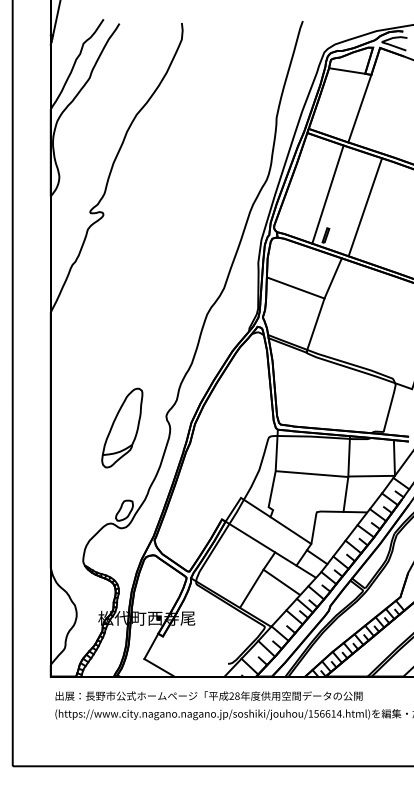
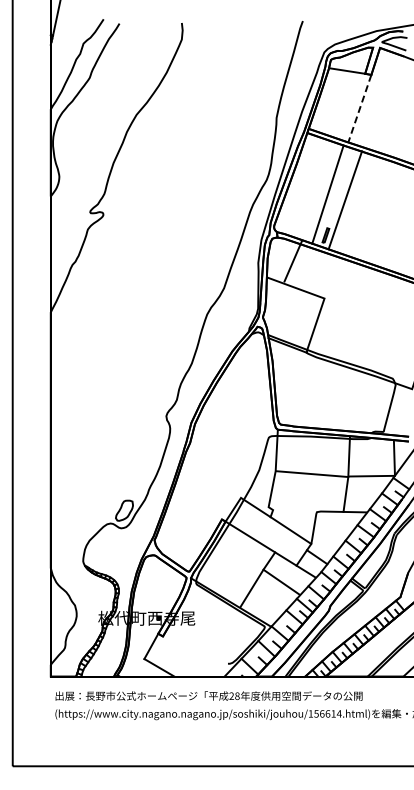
line: solid -> dashed (359, 108)
line position: (365, 207) -> (345, 200) (345, 200)
line position: (332, 278) -> (292, 261) (292, 261)
part: present -> none (122, 427)
